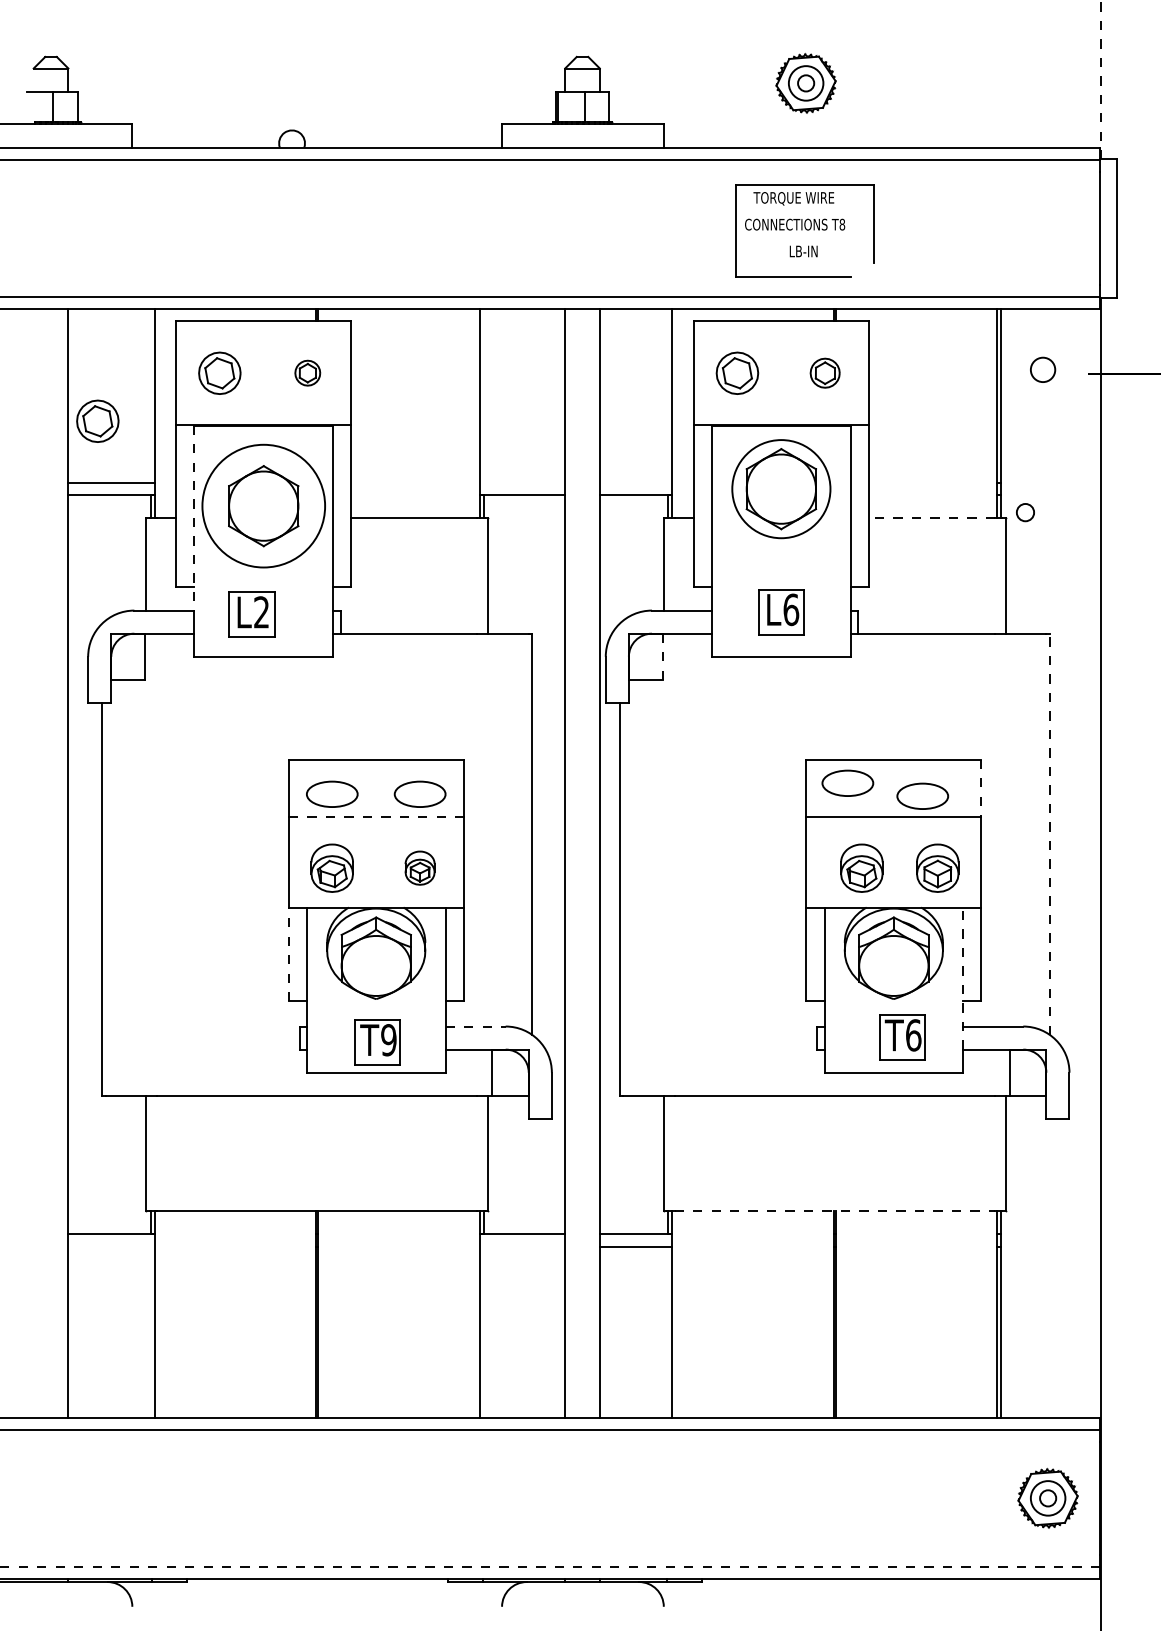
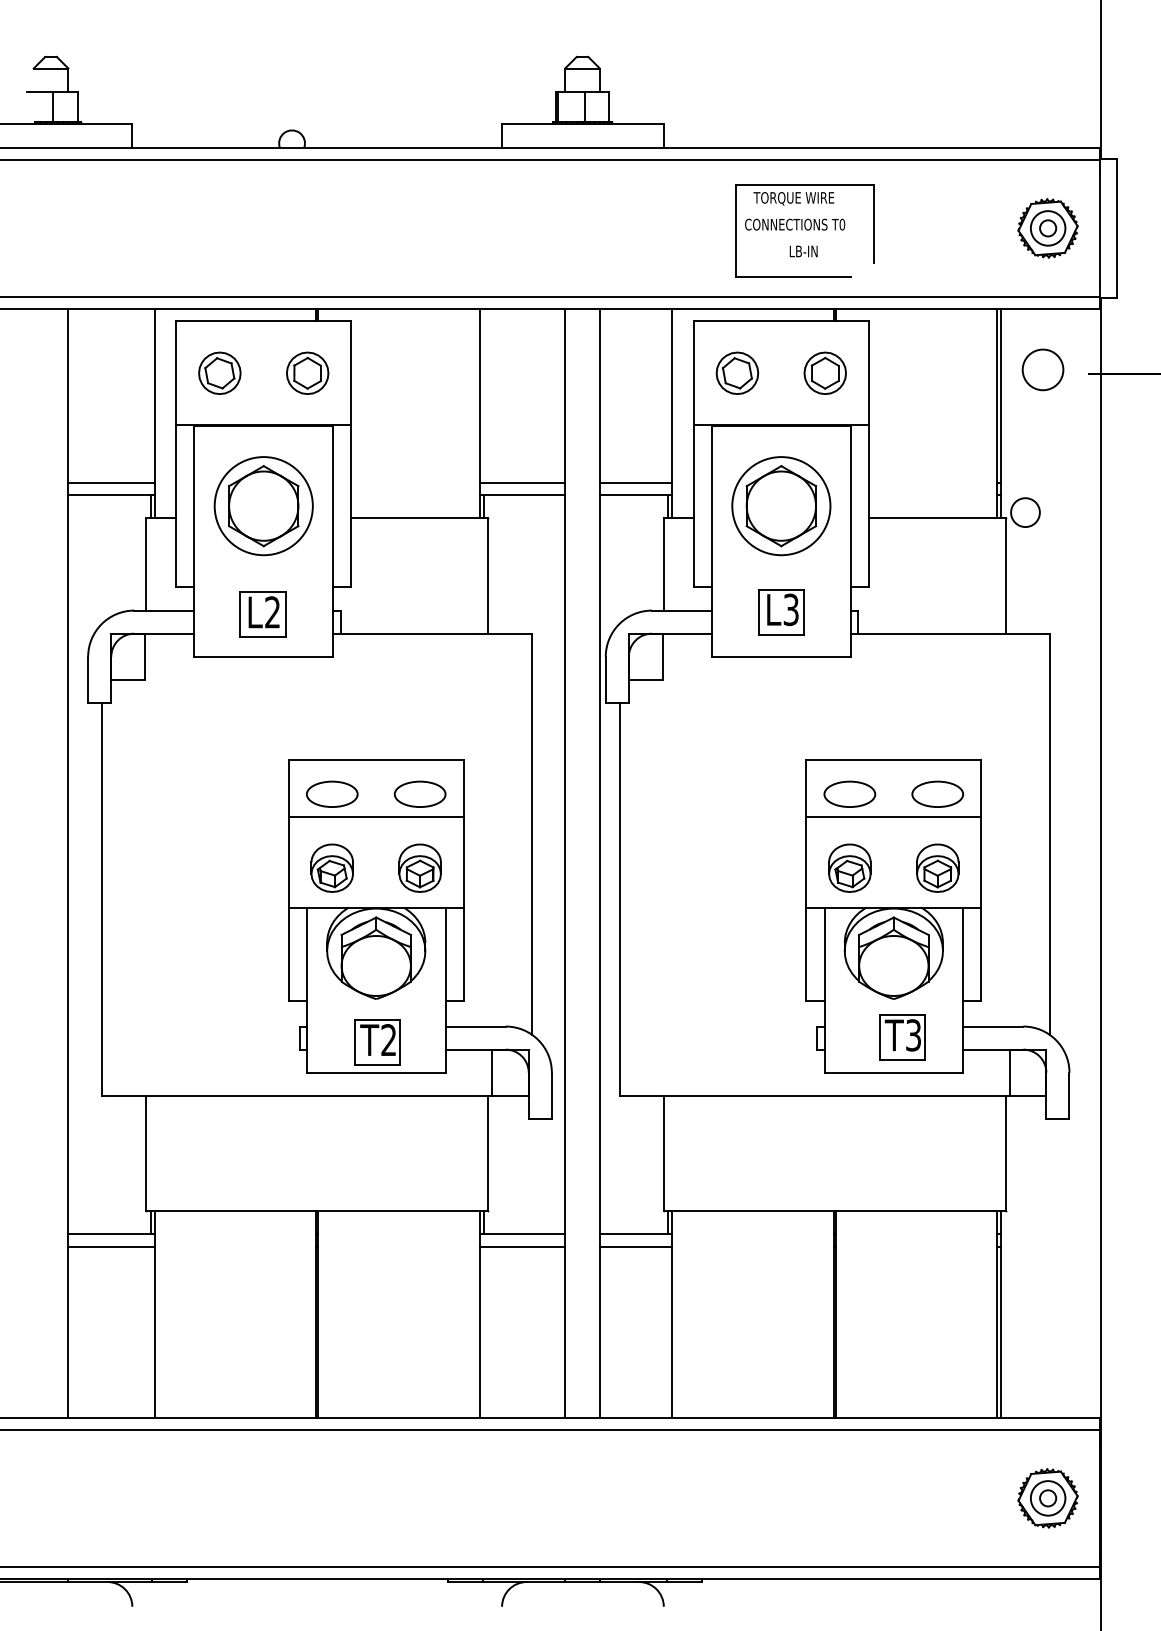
line: dashed -> solid (1100, 79)
part position: (805, 83) -> (1047, 228) (1047, 228)
text: T8 -> T0 (842, 224)
circle diameter: 24 px -> 41 px (1042, 369)
part size: 28x28 px -> 44x44 px (307, 372)
part size: 32x32 px -> 44x44 px (824, 372)
part: present -> none (97, 420)
line: none -> present (522, 483)
line: none -> present (635, 483)
part position: (781, 489) -> (781, 506) (781, 506)
circle diameter: 123 px -> 98 px (263, 506)
circle diameter: 17 px -> 29 px (1025, 512)
line: dashed -> solid (194, 518)
line: dashed -> solid (931, 518)
text: L6 -> L3 (791, 609)
part position: (251, 614) -> (262, 614) (262, 614)
line: dashed -> solid (662, 657)
part position: (847, 782) -> (849, 793) (849, 793)
line: dashed -> solid (981, 788)
part position: (922, 795) -> (937, 793) (937, 793)
line: dashed -> solid (376, 817)
line: dashed -> solid (1049, 834)
part size: 32x36 px -> 44x50 px (419, 867)
part position: (861, 867) -> (849, 867) (849, 867)
line: dashed -> solid (288, 954)
line: dashed -> solid (963, 978)
line: dashed -> solid (476, 1026)
text: T6 -> T3 (913, 1035)
text: T9 -> T2 (388, 1040)
line: dashed -> solid (835, 1211)
line: none -> present (111, 1246)
line: none -> present (522, 1246)
line: dashed -> solid (550, 1566)
